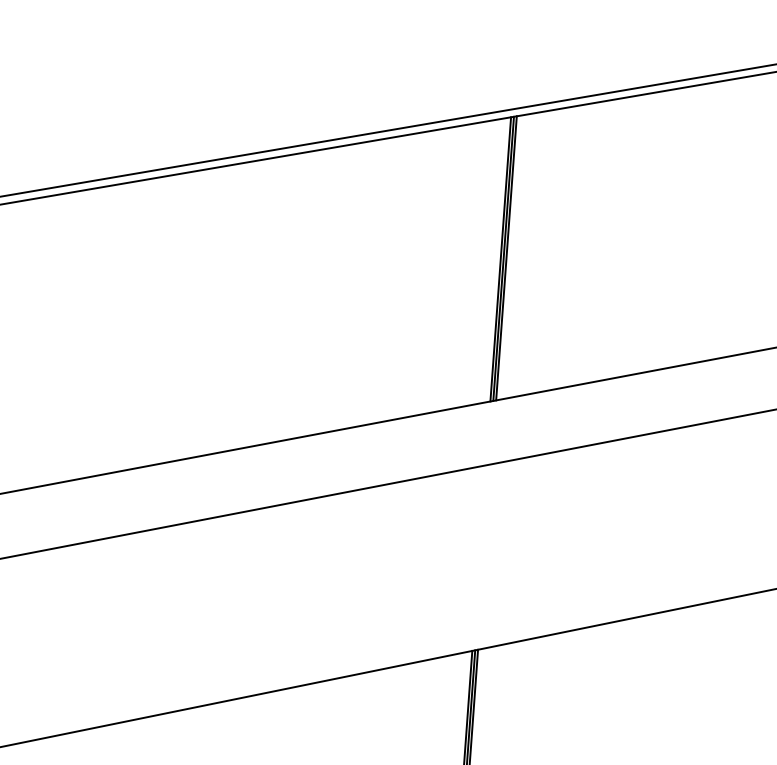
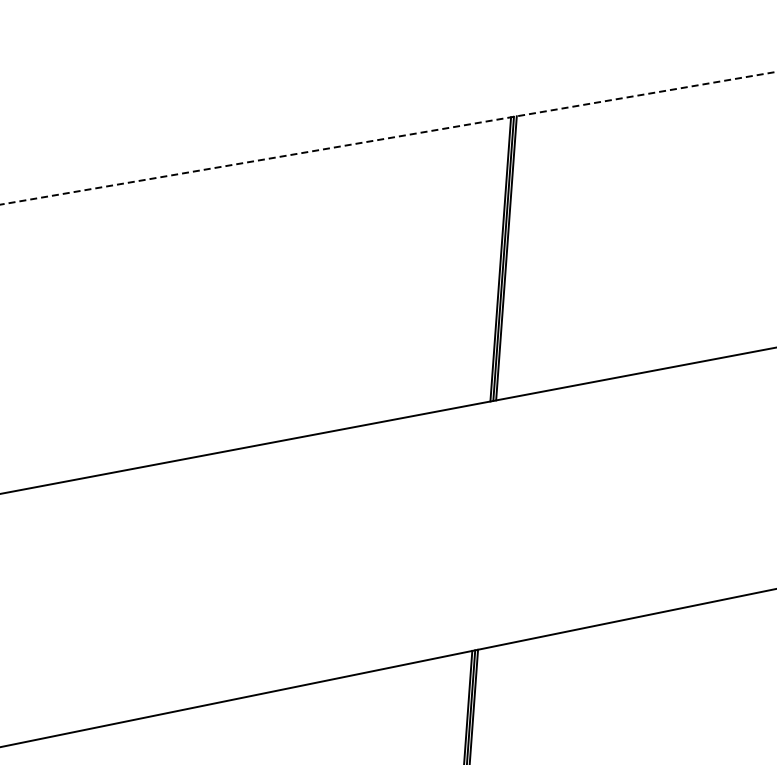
line: present -> none (387, 130)
line: solid -> dashed (388, 138)
line: present -> none (387, 483)
